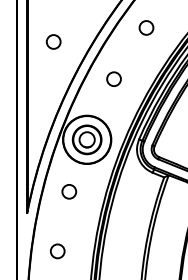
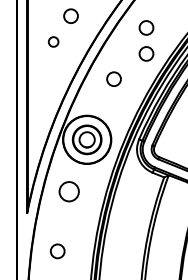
circle: none -> present (70, 15)
circle size: 17x16 px -> 13x12 px (53, 41)
circle: none -> present (146, 53)
circle size: 17x16 px -> 22x22 px (68, 191)
